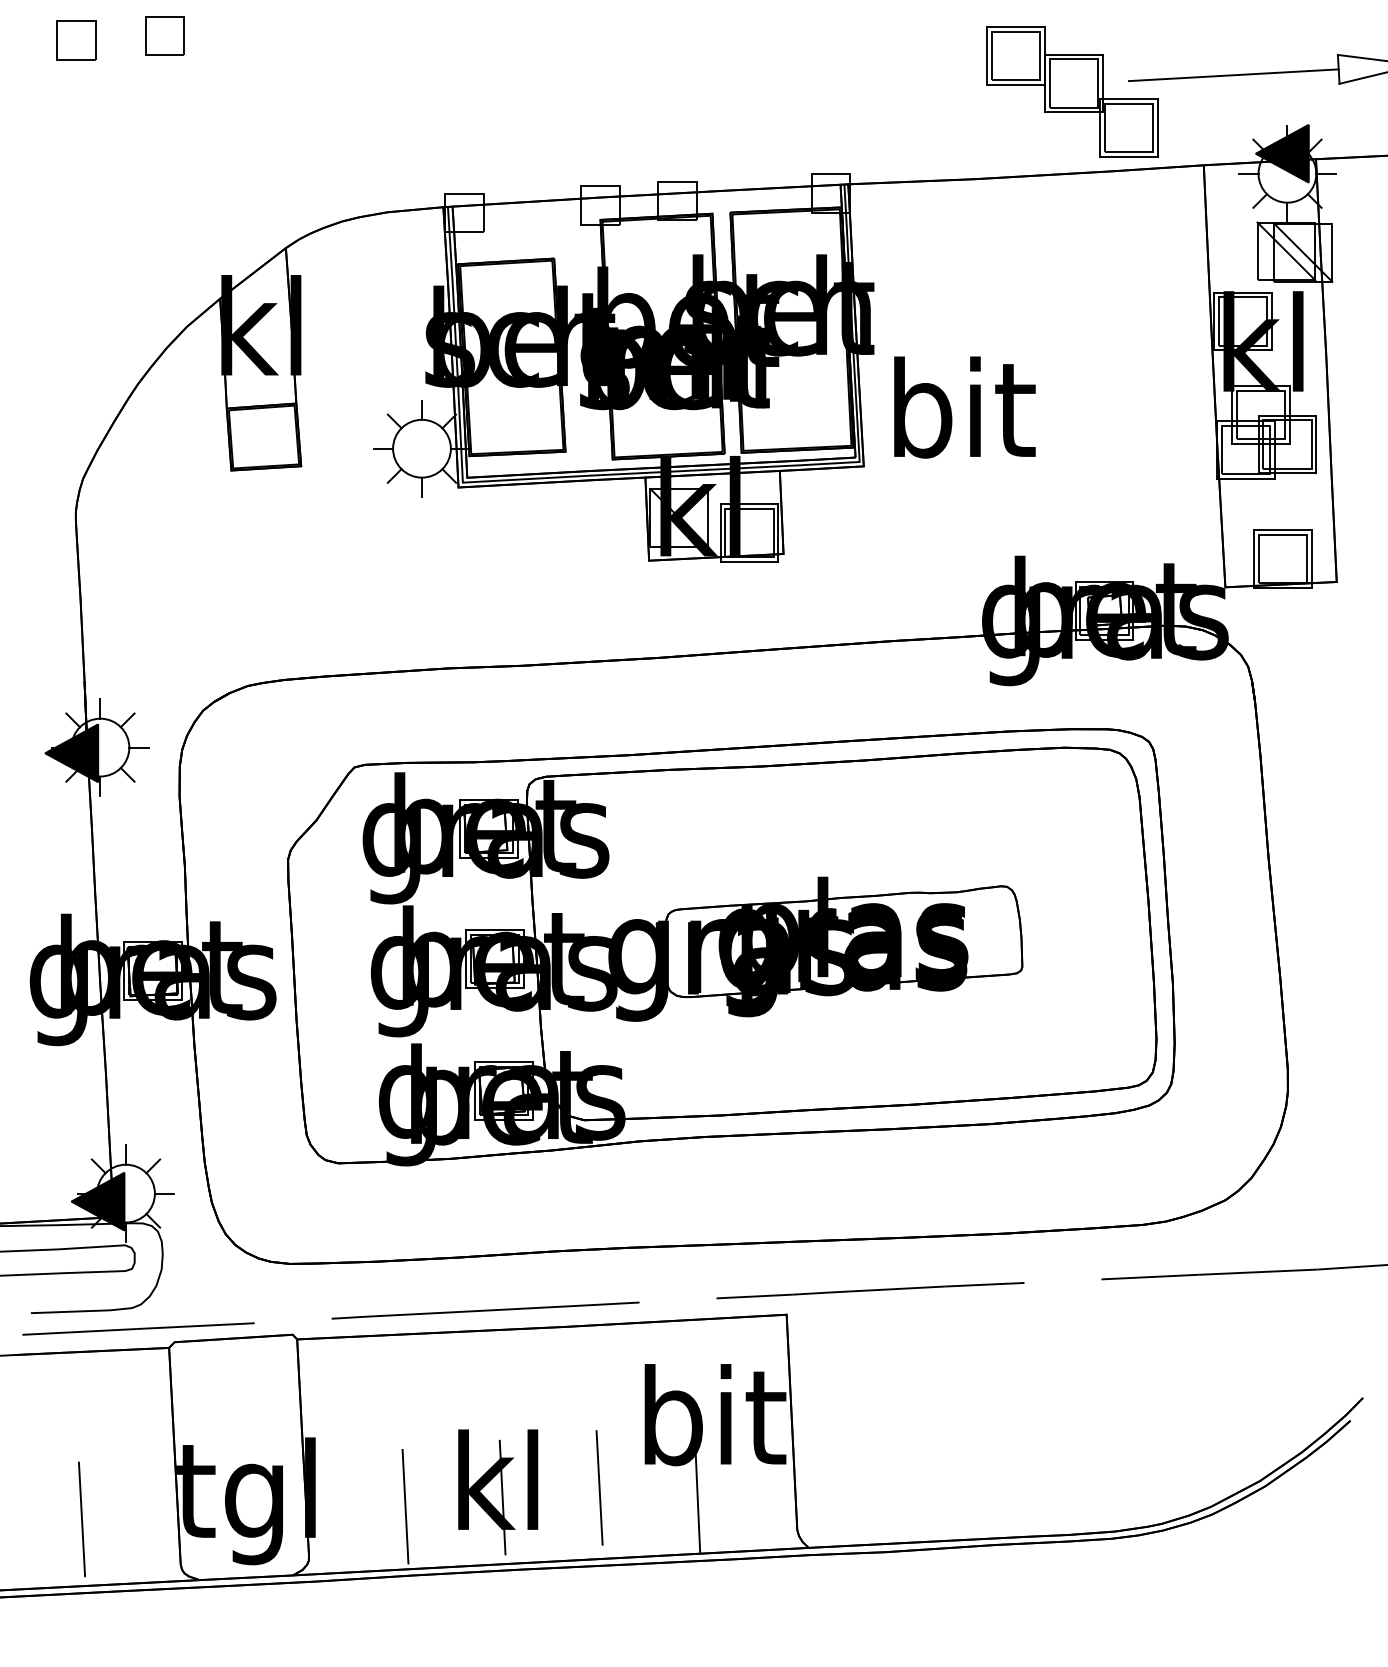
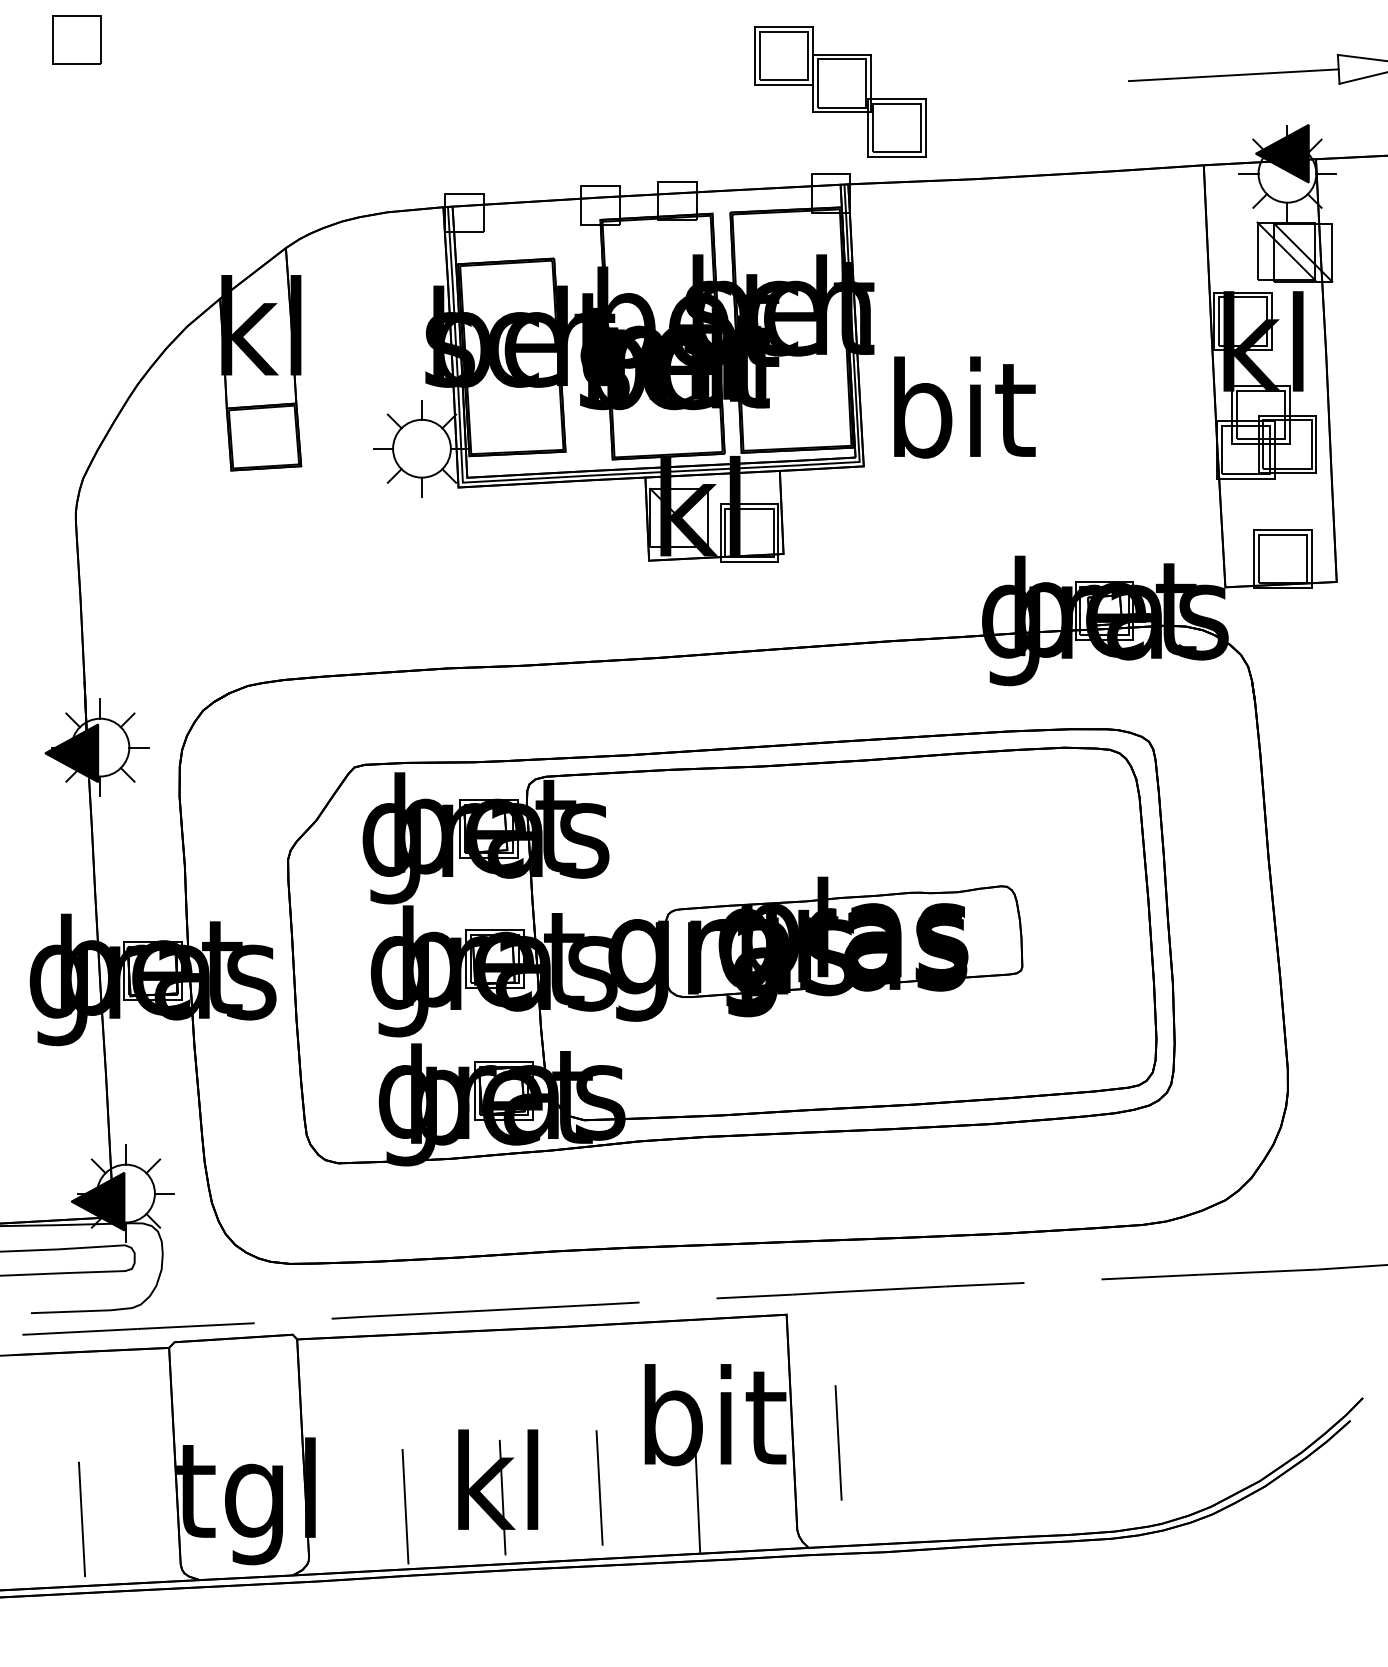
part: present -> none (164, 35)
part size: 41x41 px -> 50x50 px (76, 39)
part position: (1072, 91) -> (840, 91) (840, 91)
line: none -> present (838, 1442)
